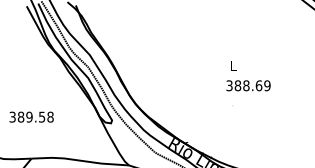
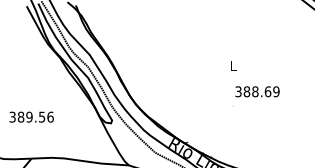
text position: (248, 85) -> (257, 91) (257, 91)
text: 389.58 -> 389.56 (50, 116)
